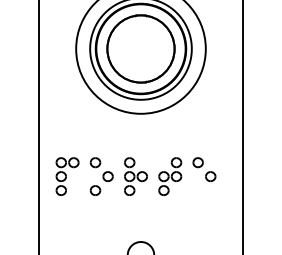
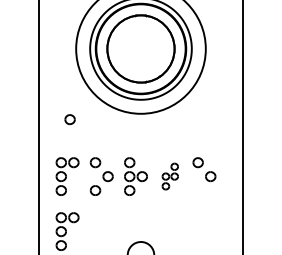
part: none -> present (69, 119)
part size: 25x39 px -> 18x29 px (169, 176)
part: none -> present (67, 231)
